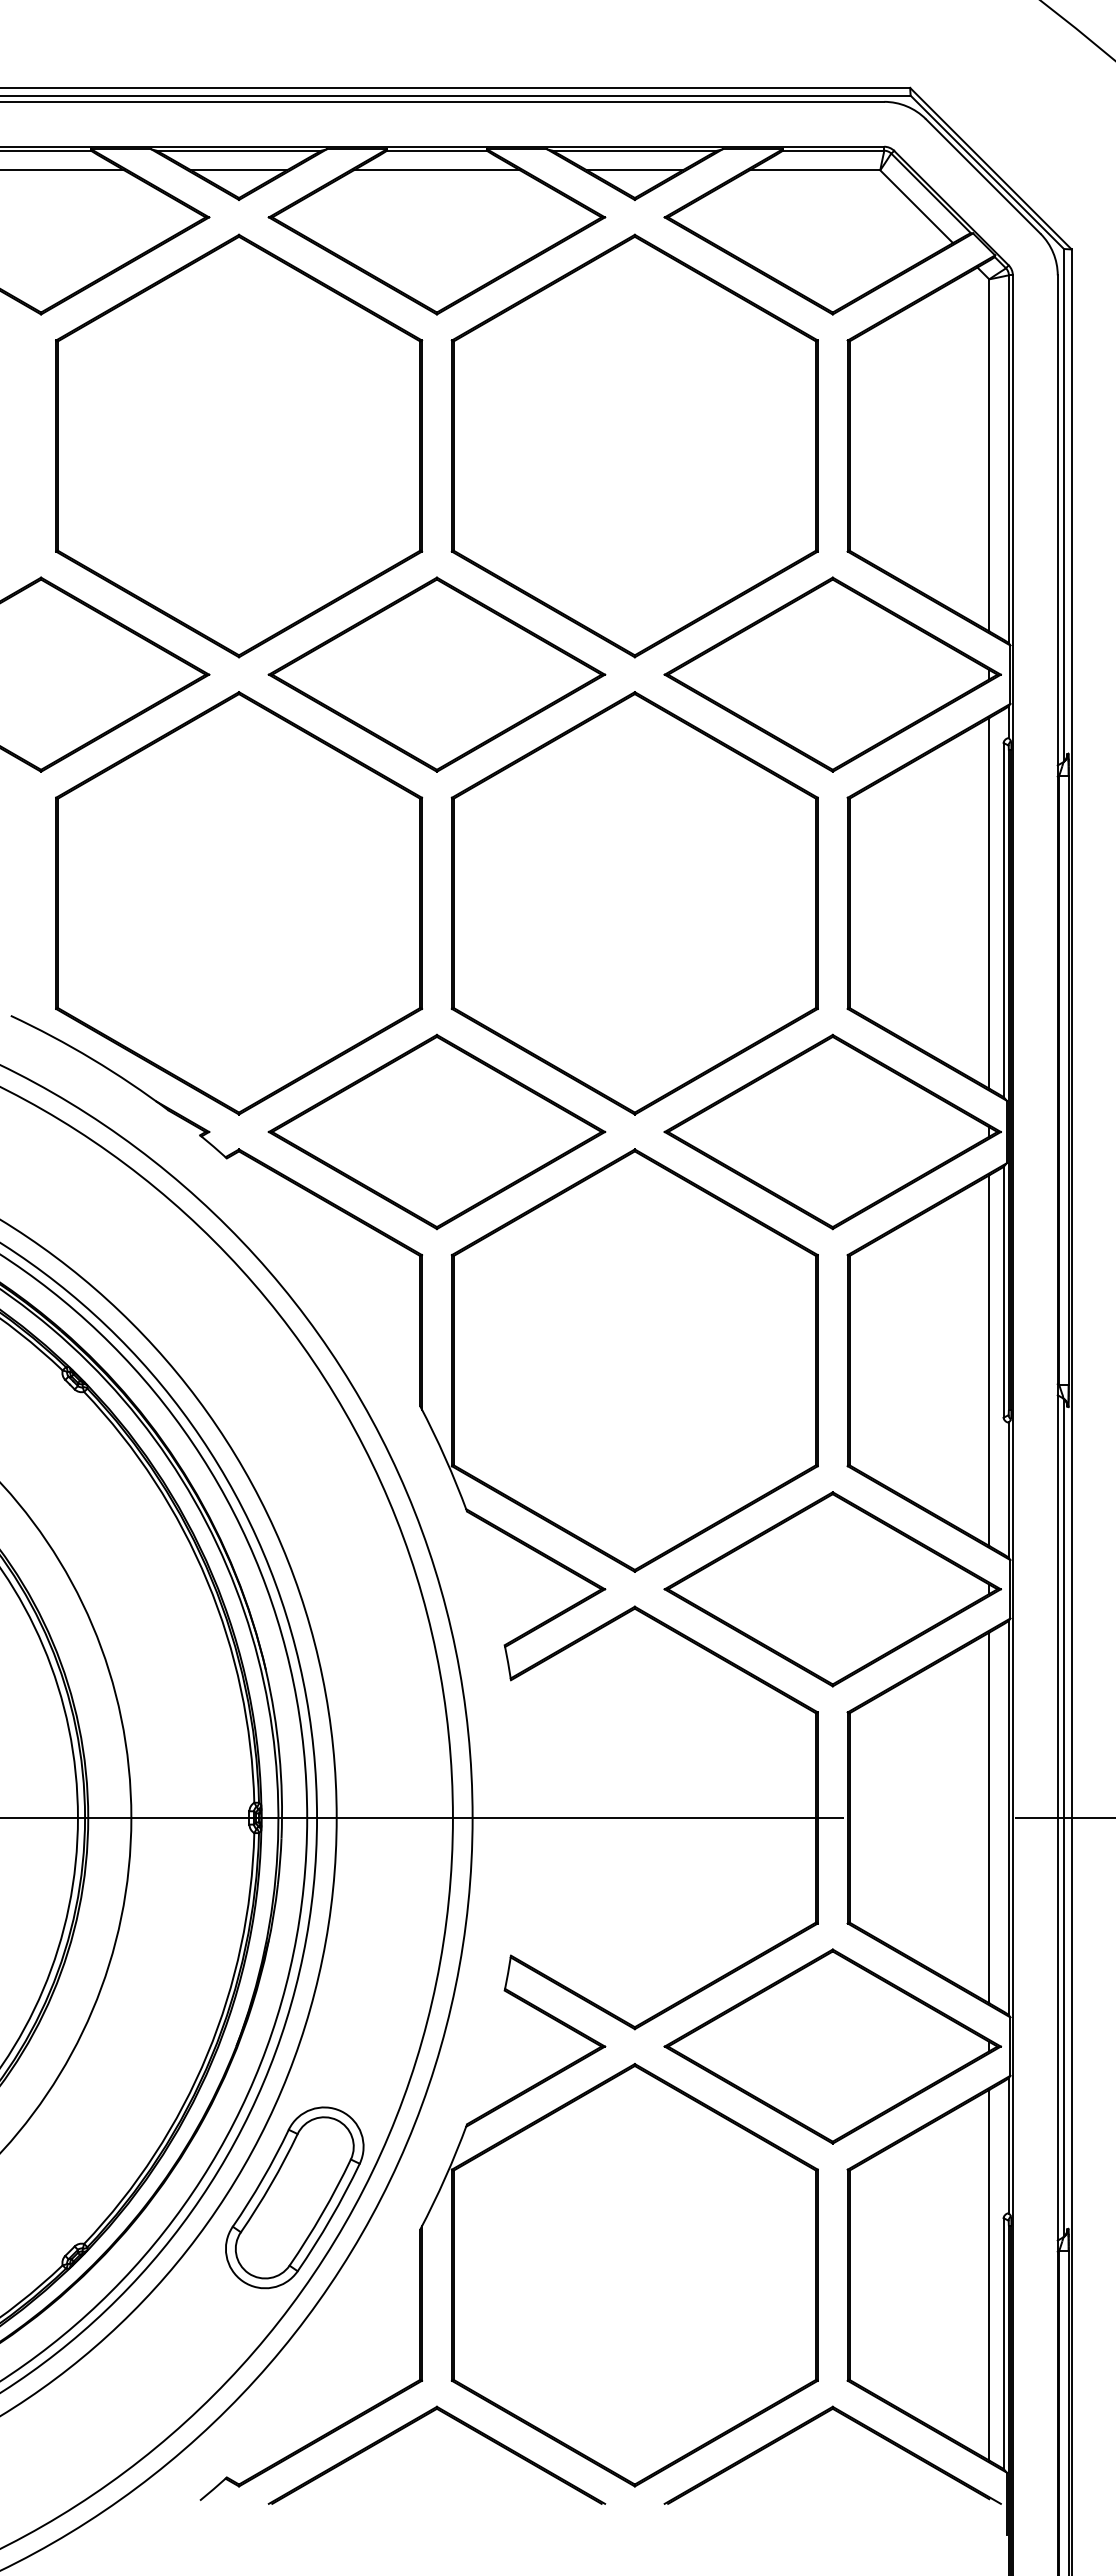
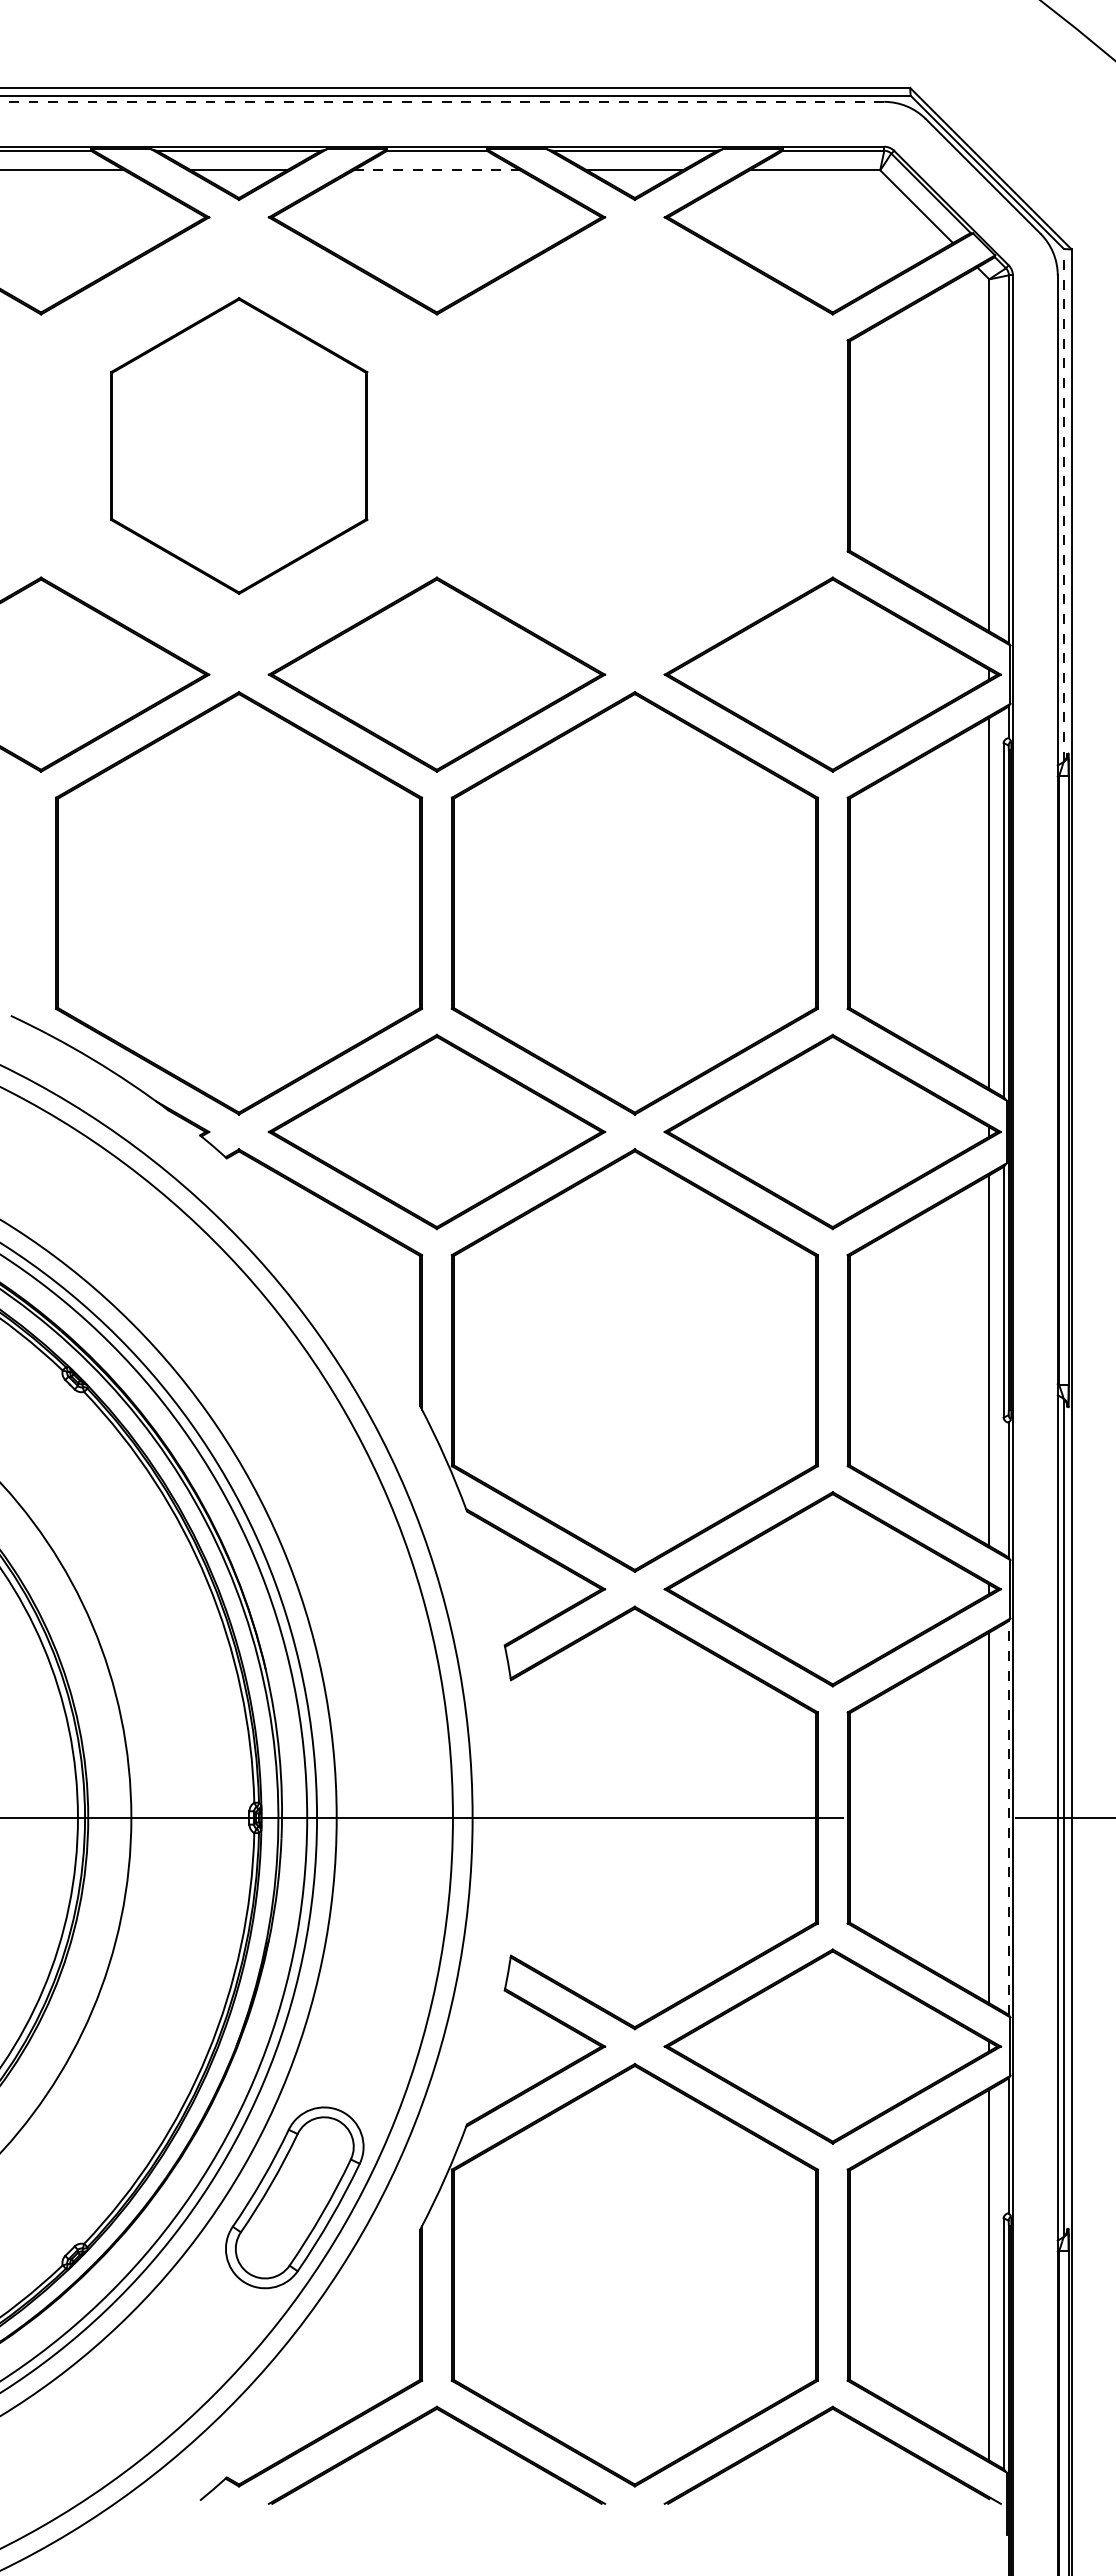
line: solid -> dashed (442, 101)
line: solid -> dashed (437, 170)
part size: 369x426 px -> 259x298 px (239, 445)
part: present -> none (634, 445)
line: solid -> dashed (1063, 504)
line: solid -> dashed (1008, 1817)
